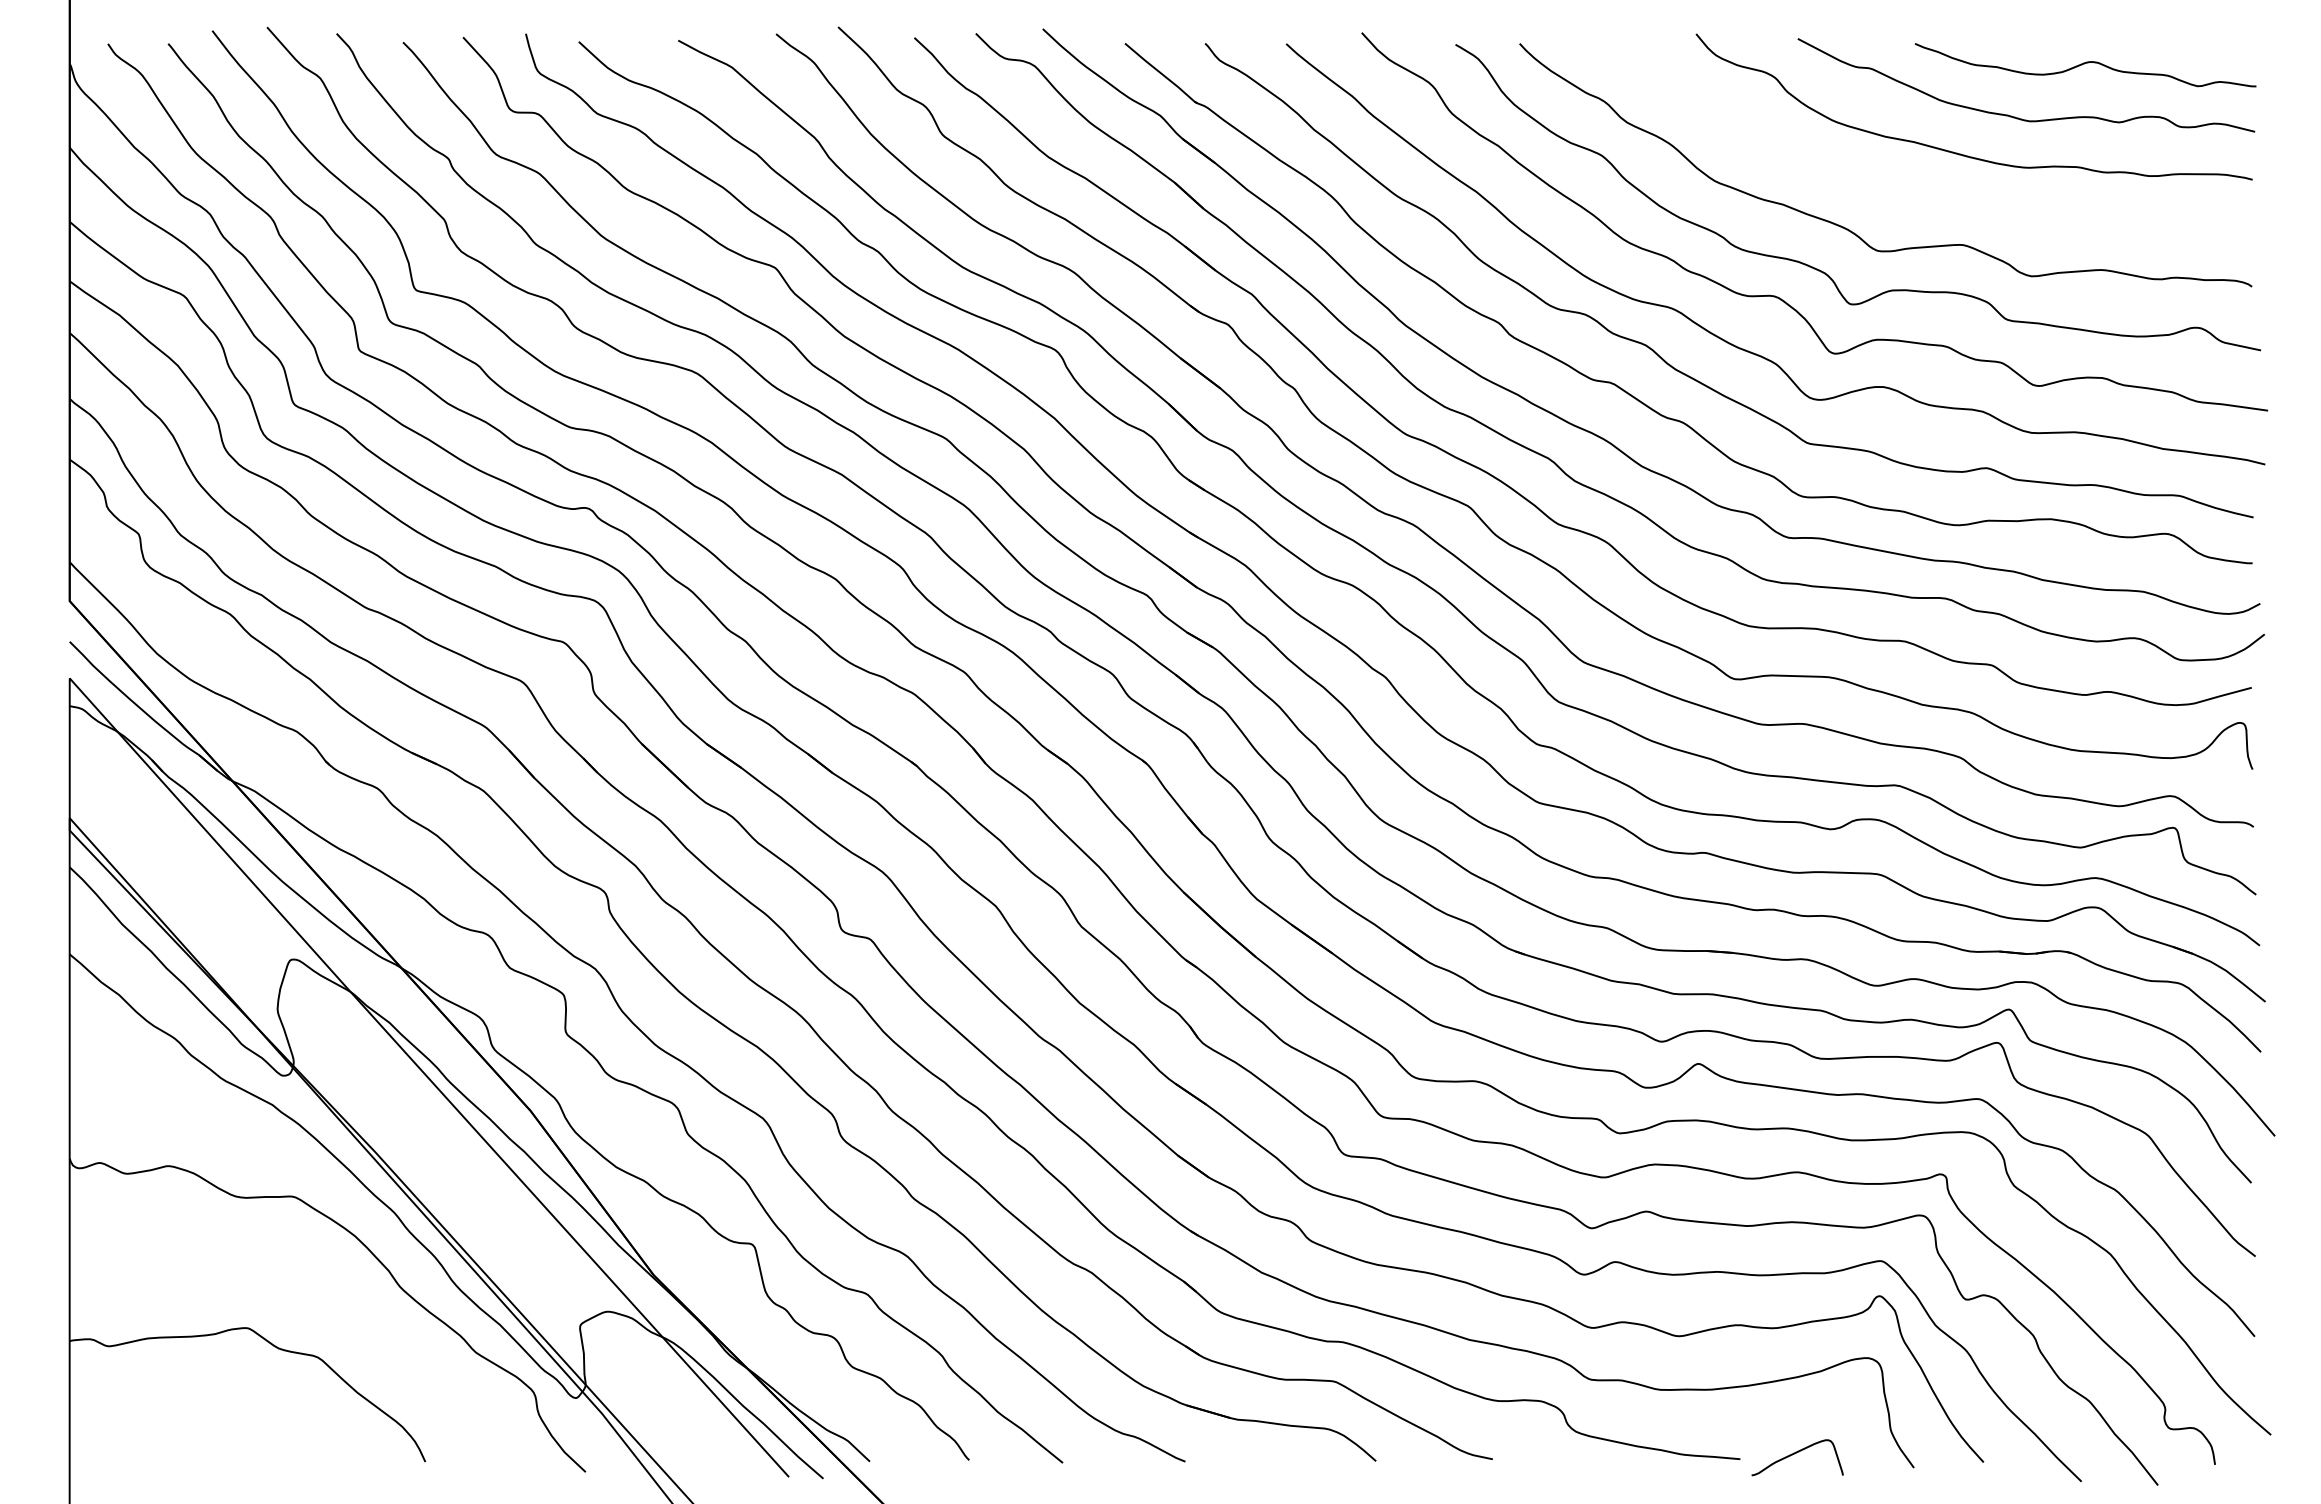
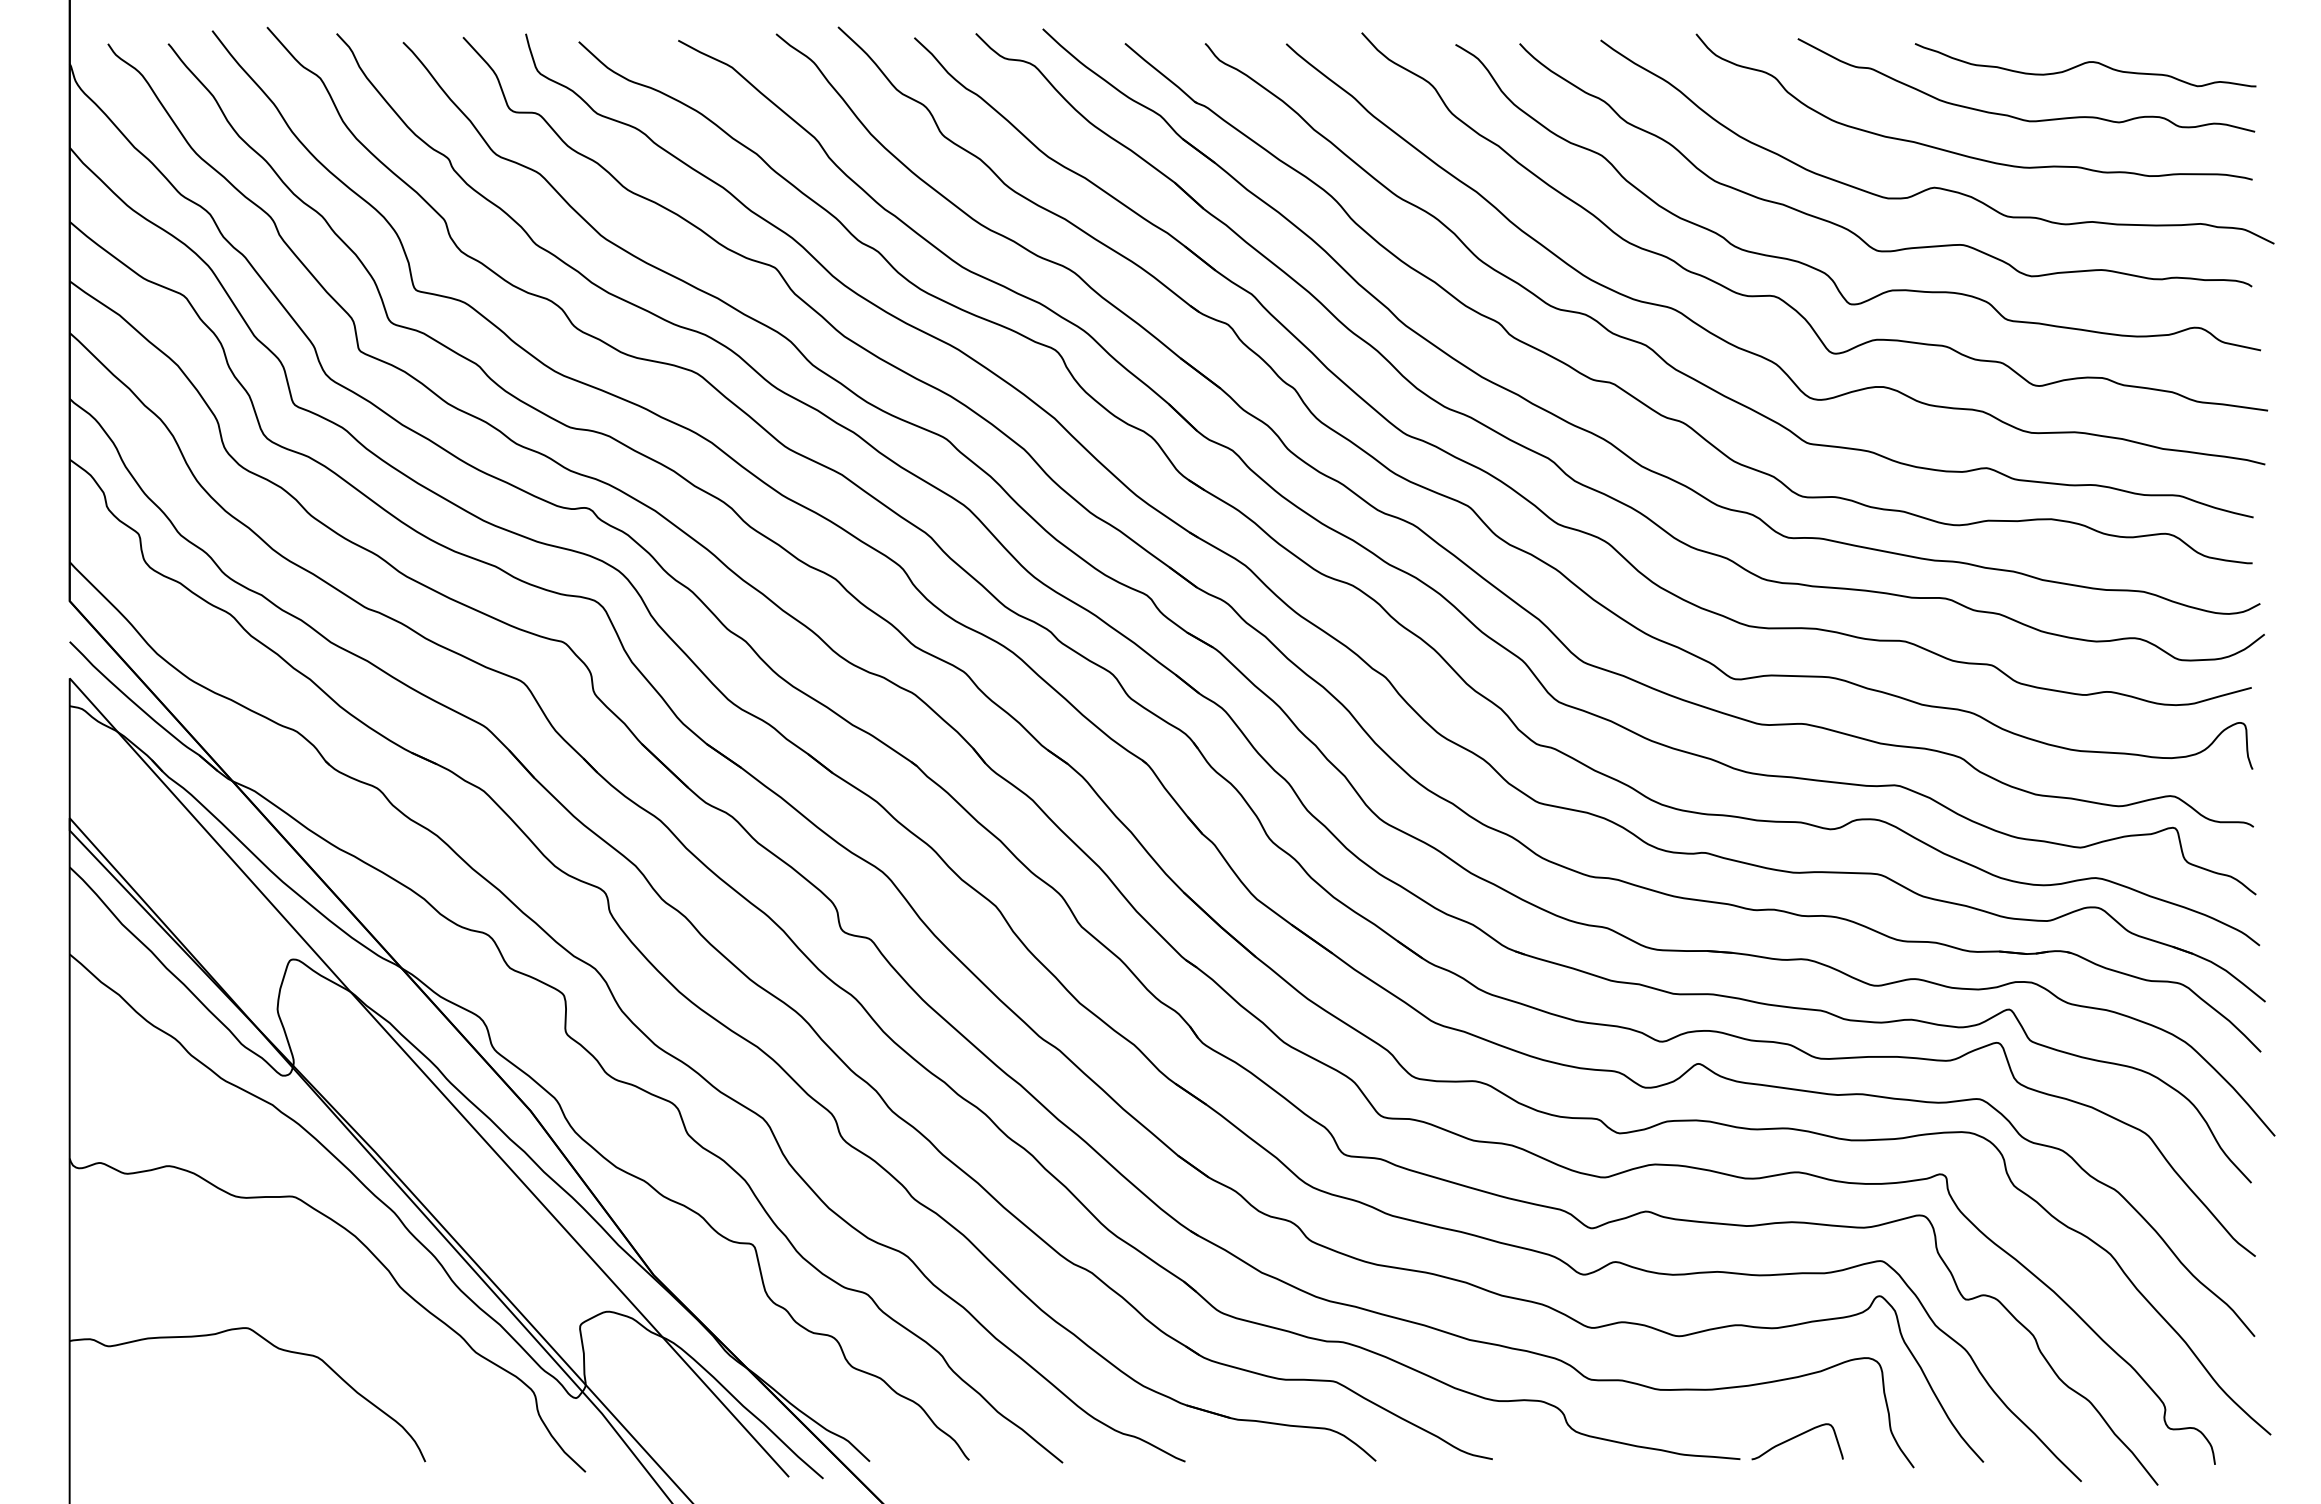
curve: none -> present (1935, 186)
curve position: (1796, 1453) -> (1796, 1437) (1796, 1437)
